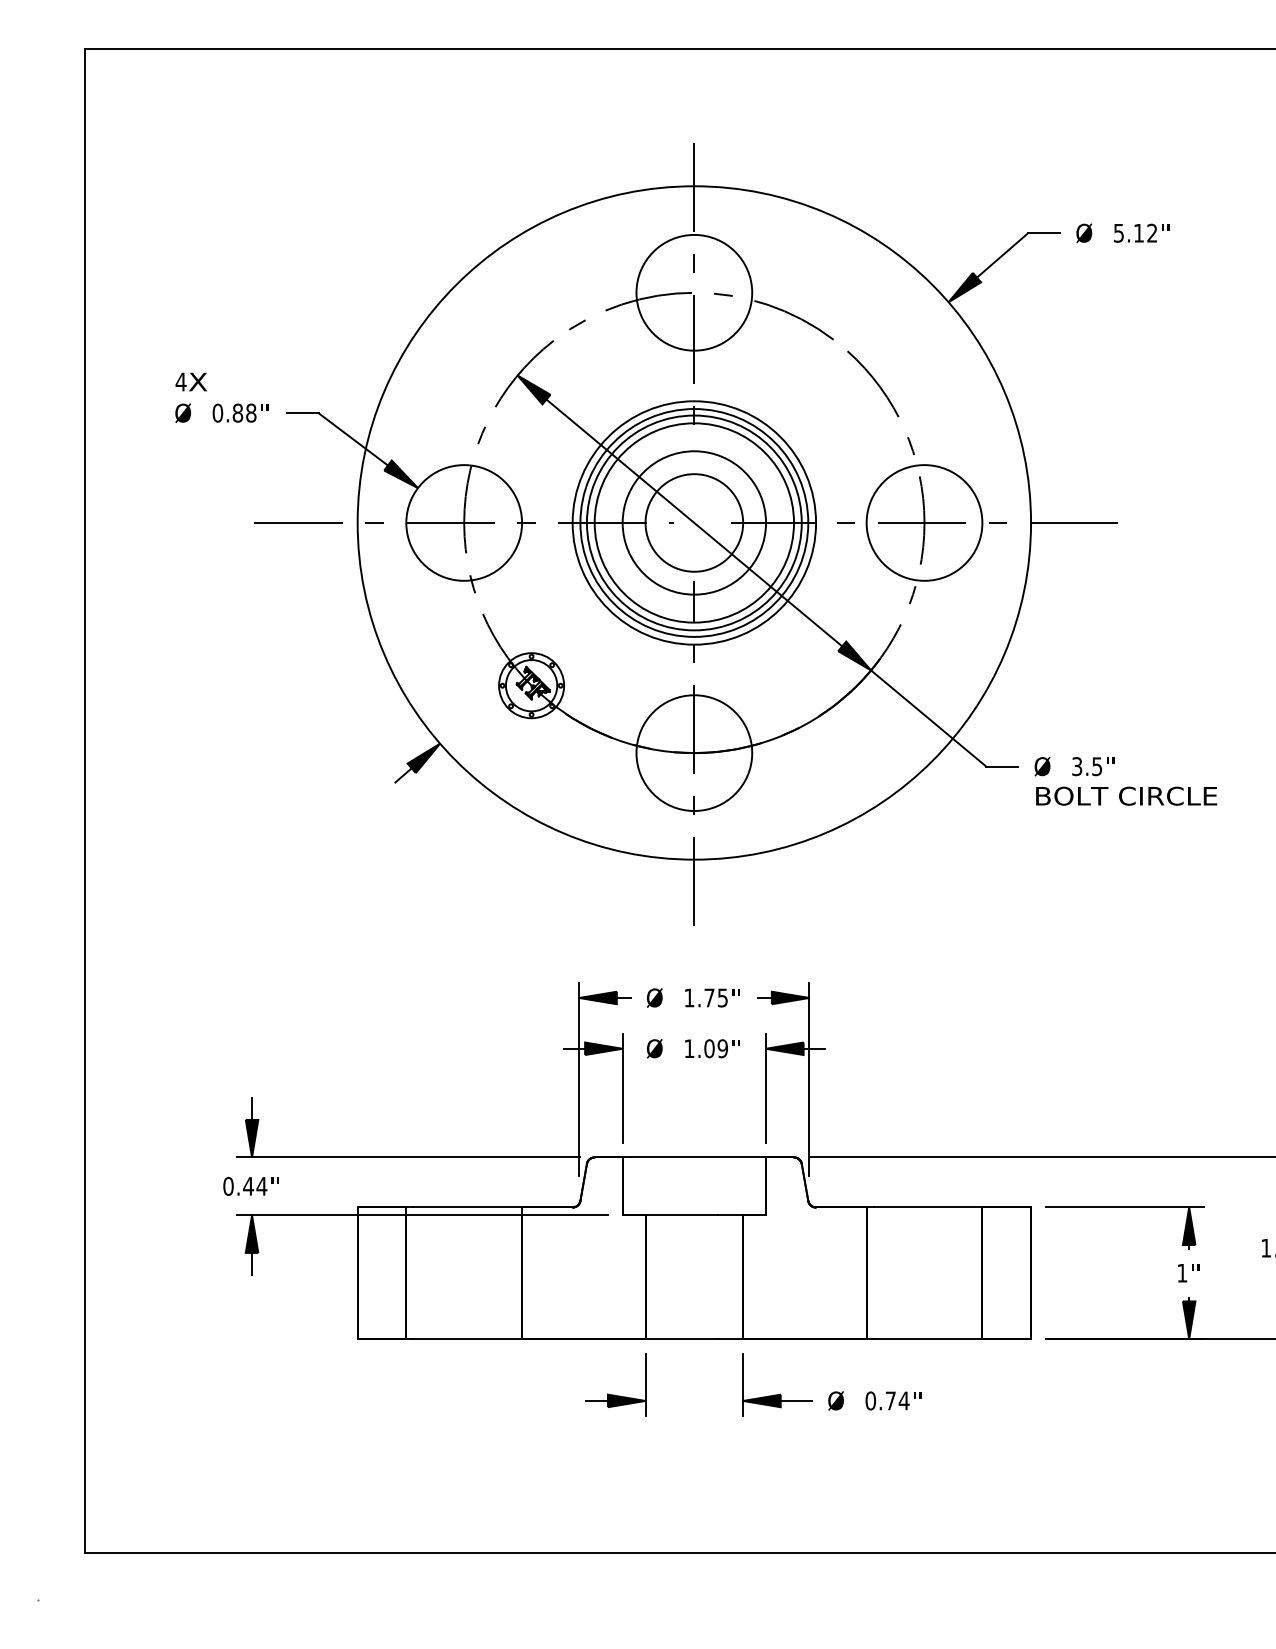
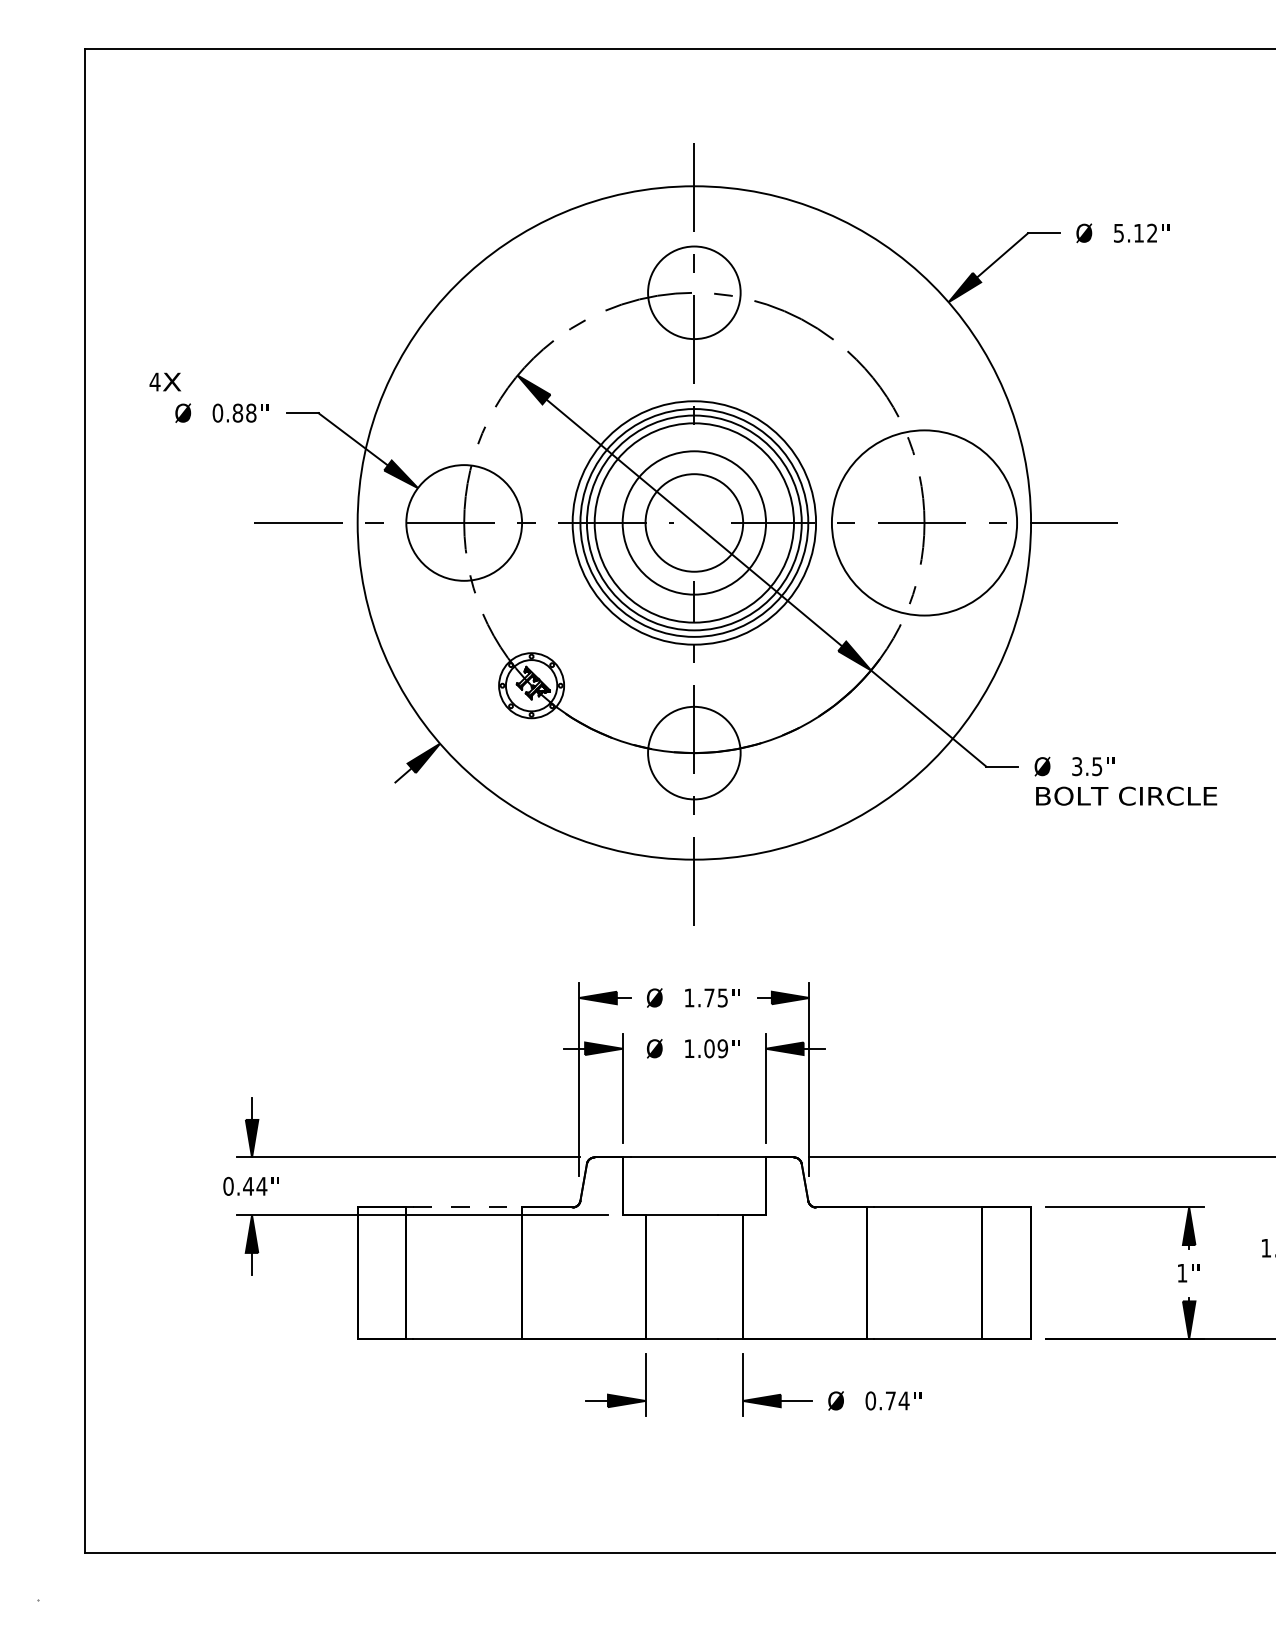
circle diameter: 116 px -> 93 px (694, 292)
text position: (190, 381) -> (164, 381) (164, 381)
circle diameter: 116 px -> 185 px (924, 522)
circle diameter: 116 px -> 93 px (694, 752)
line: solid -> dashed (468, 1207)
